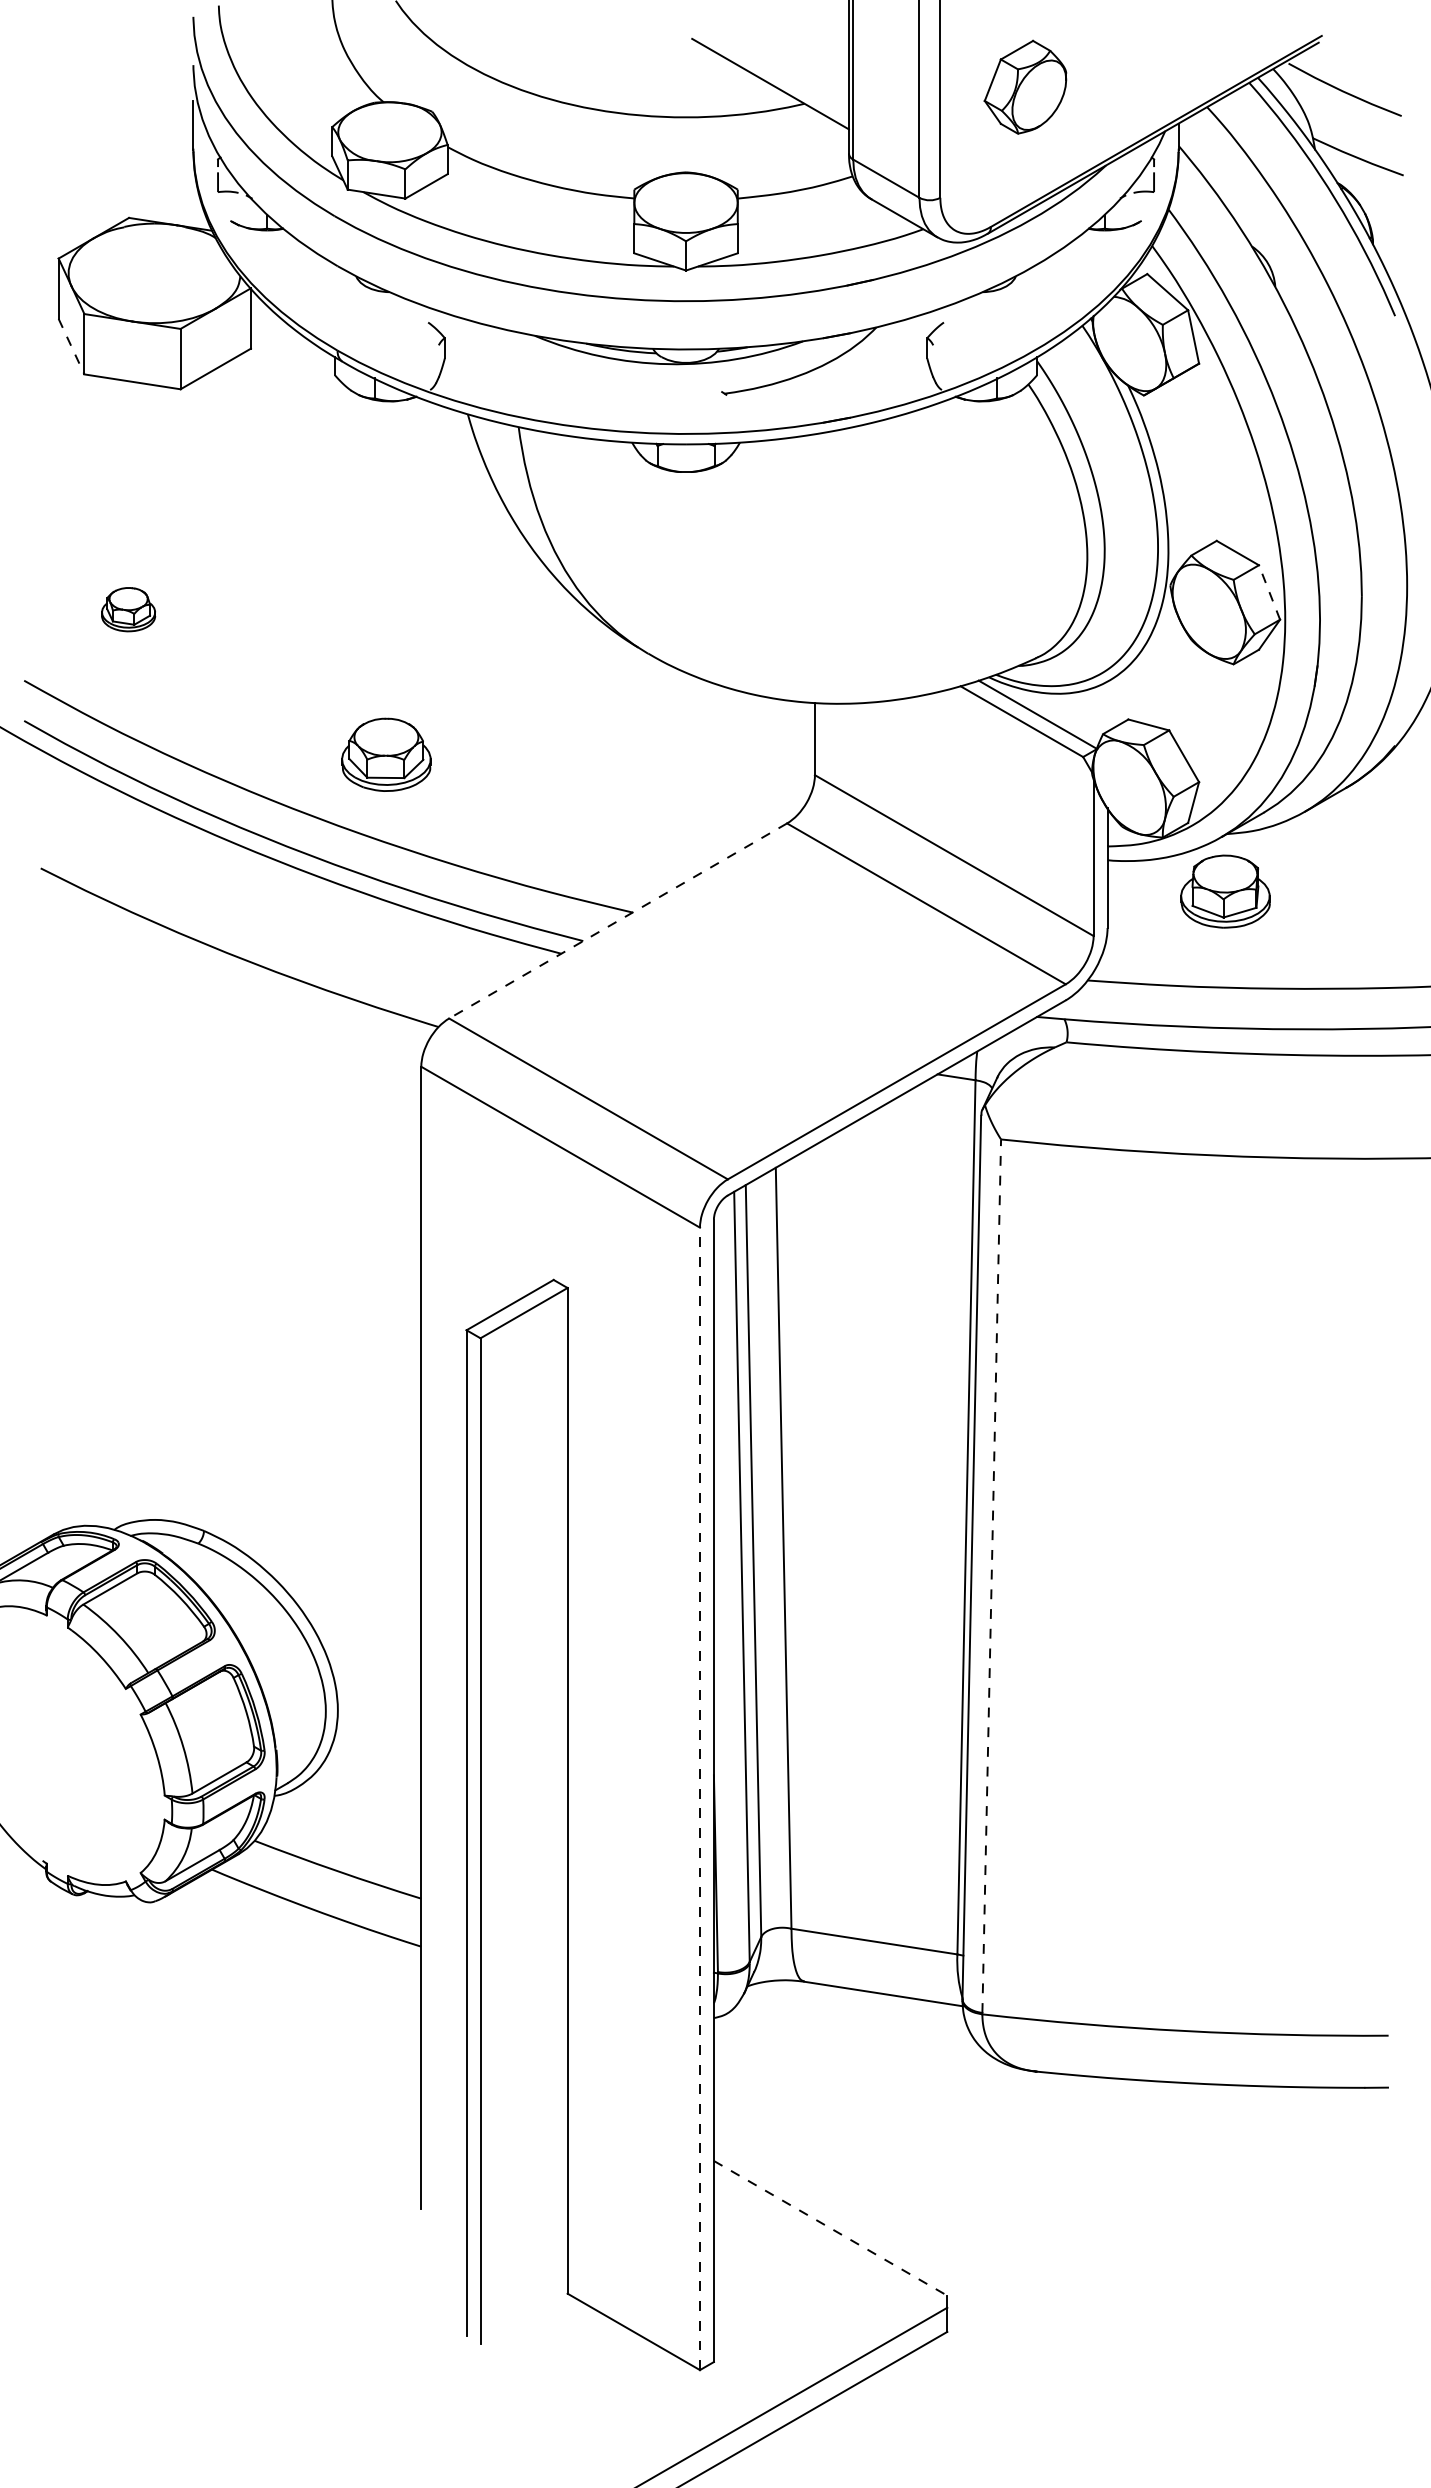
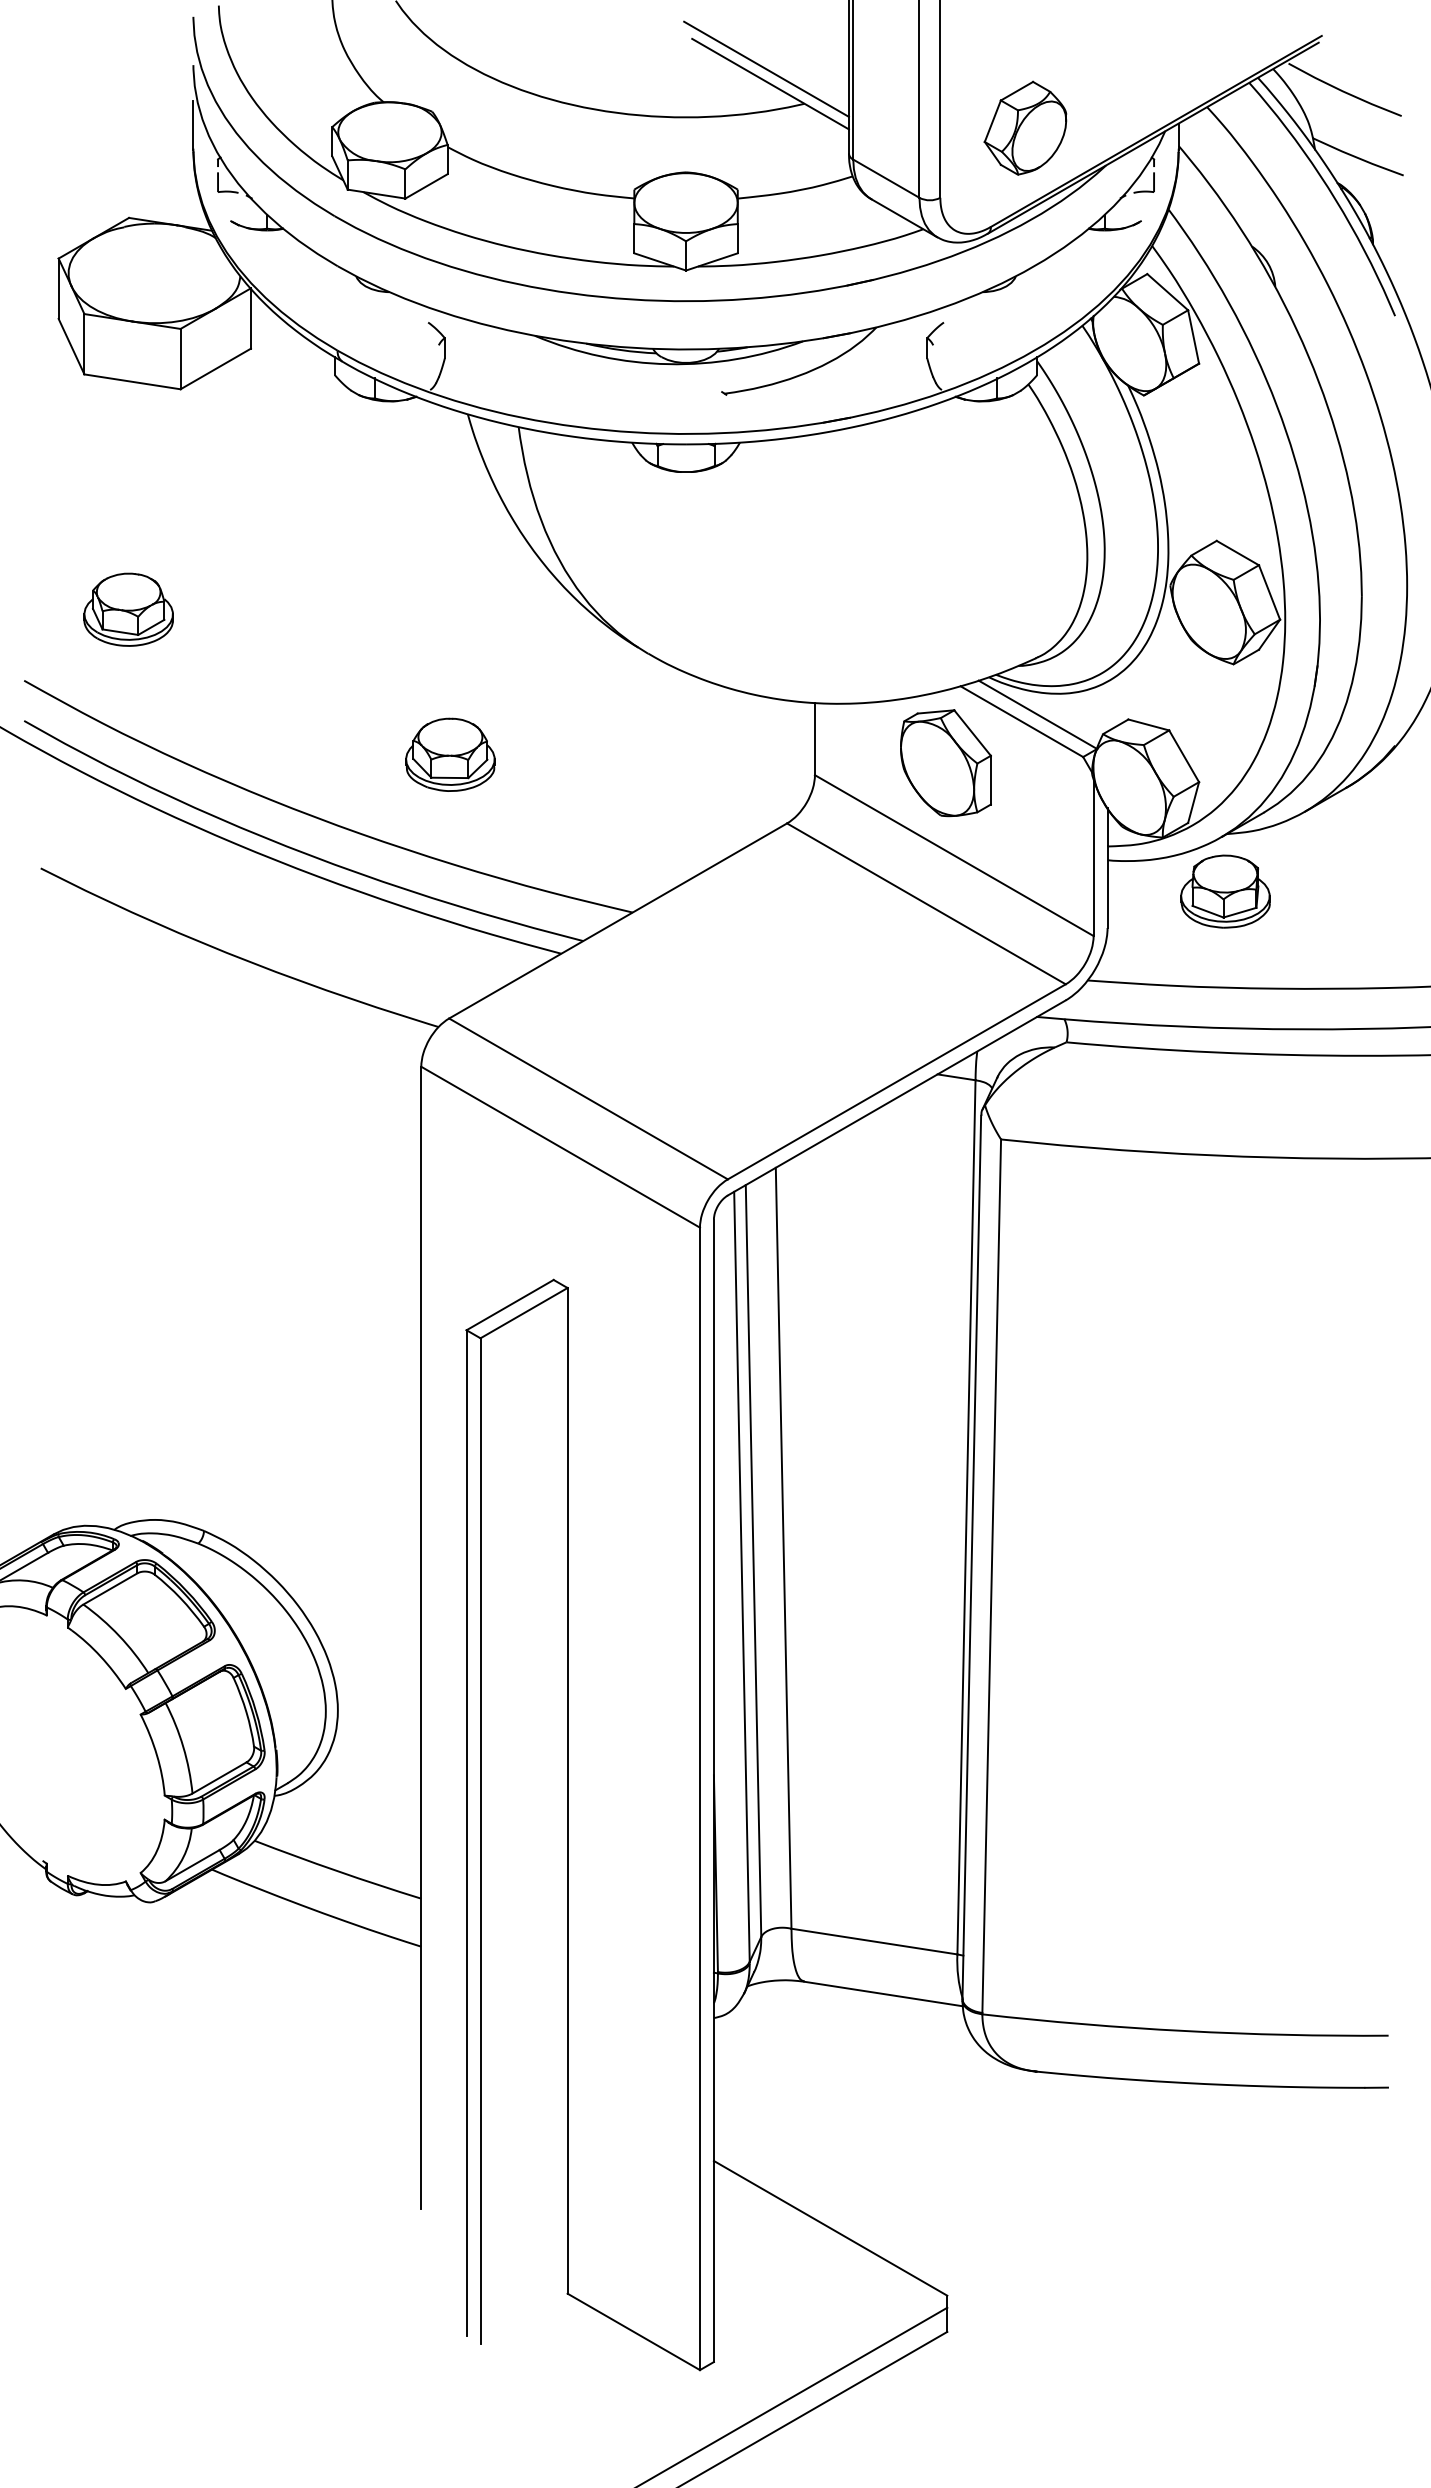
line: none -> present (766, 68)
part position: (1025, 86) -> (1025, 127) (1025, 127)
line: dashed -> solid (71, 346)
line: dashed -> solid (1269, 592)
part size: 56x46 px -> 91x75 px (128, 609)
part position: (386, 754) -> (450, 754) (450, 754)
part: none -> present (945, 763)
line: dashed -> solid (617, 921)
line: dashed -> solid (991, 1576)
line: dashed -> solid (699, 1798)
line: dashed -> solid (830, 2228)
